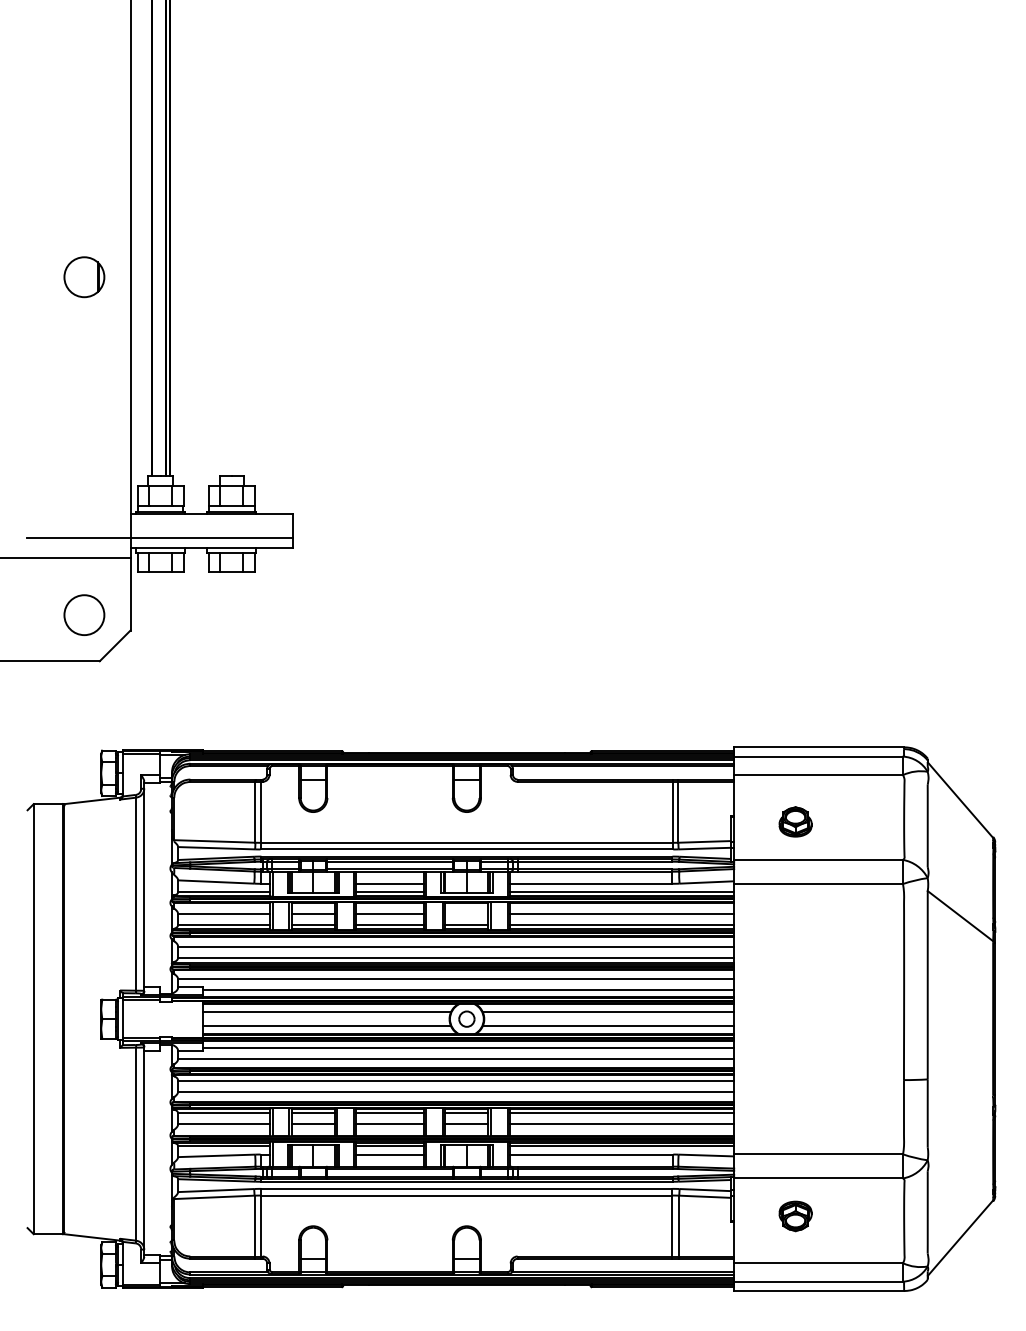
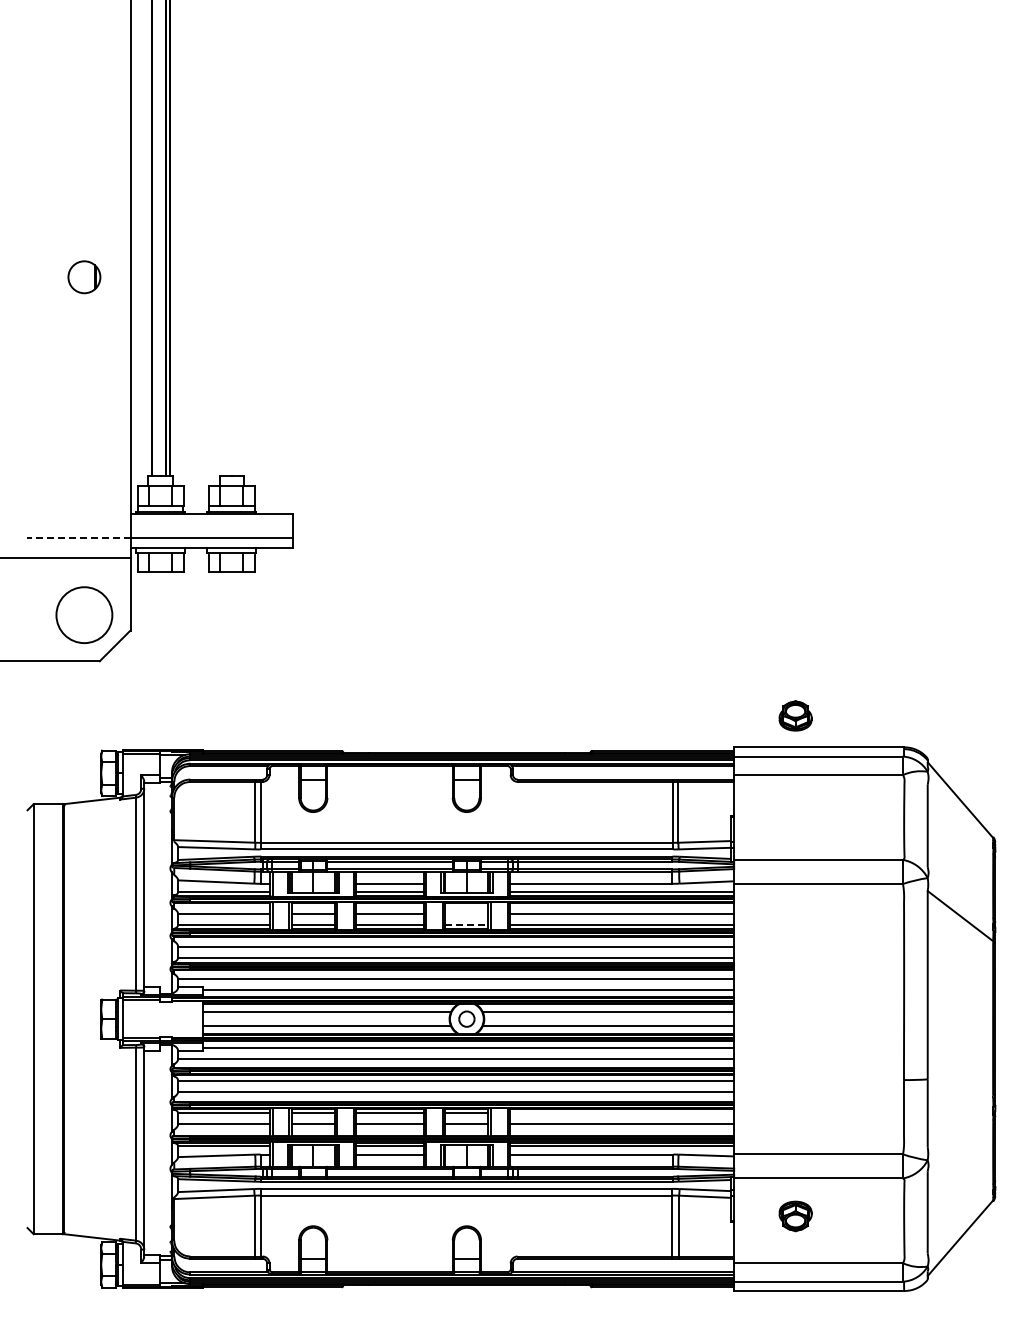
part size: 43x43 px -> 35x35 px (84, 277)
line: solid -> dashed (78, 538)
circle diameter: 40 px -> 56 px (84, 615)
part position: (795, 821) -> (795, 715) (795, 715)
line: solid -> dashed (466, 924)
line: present -> none (621, 1113)
